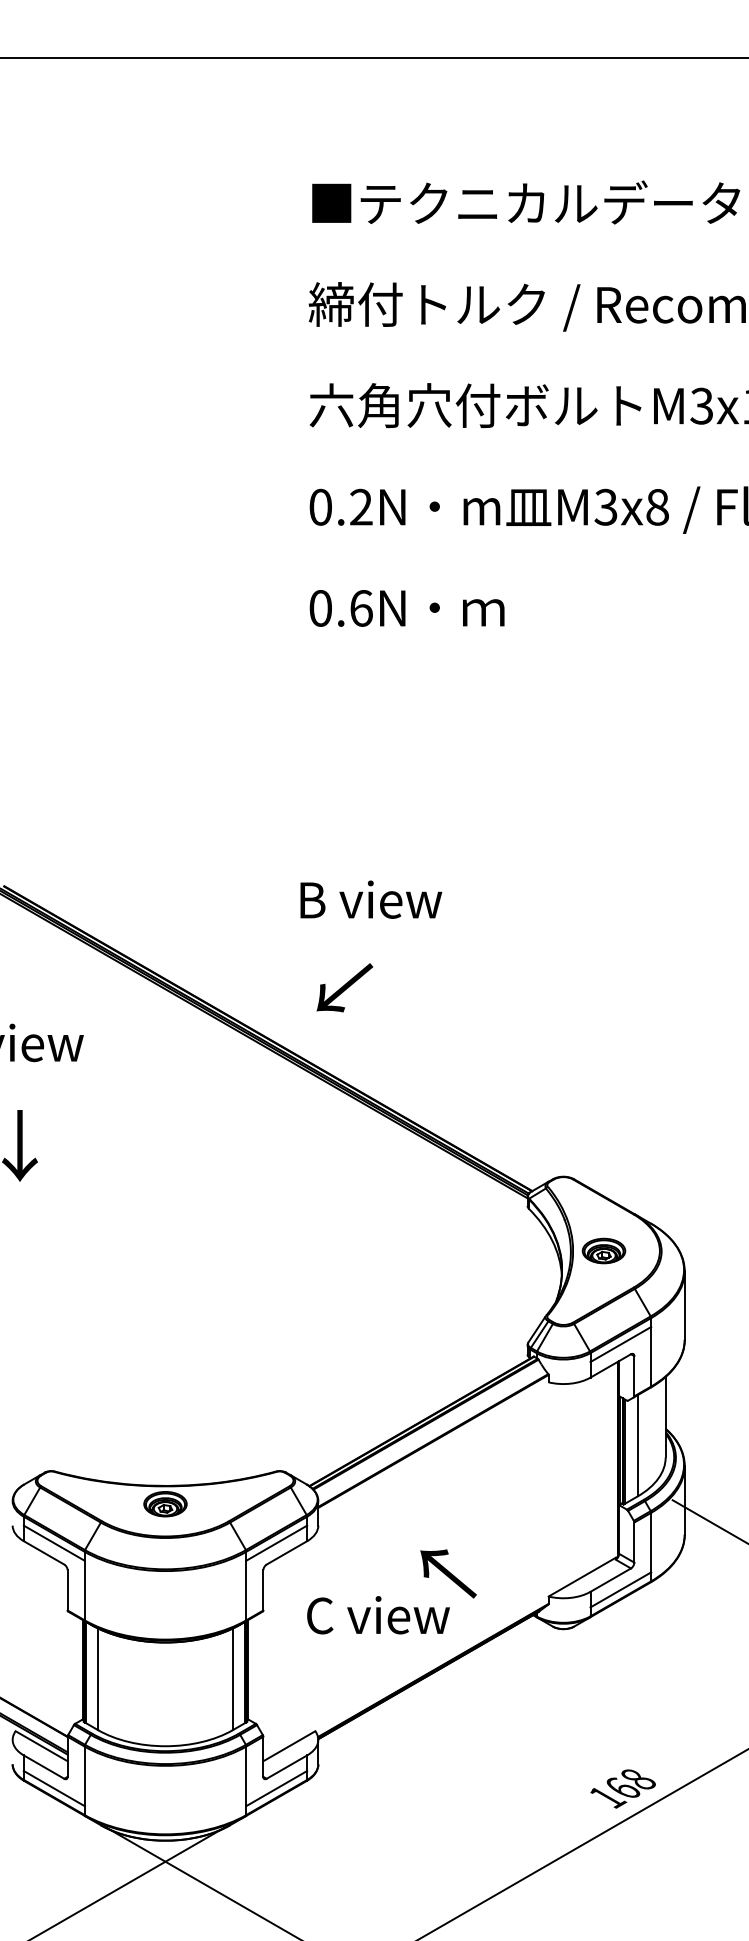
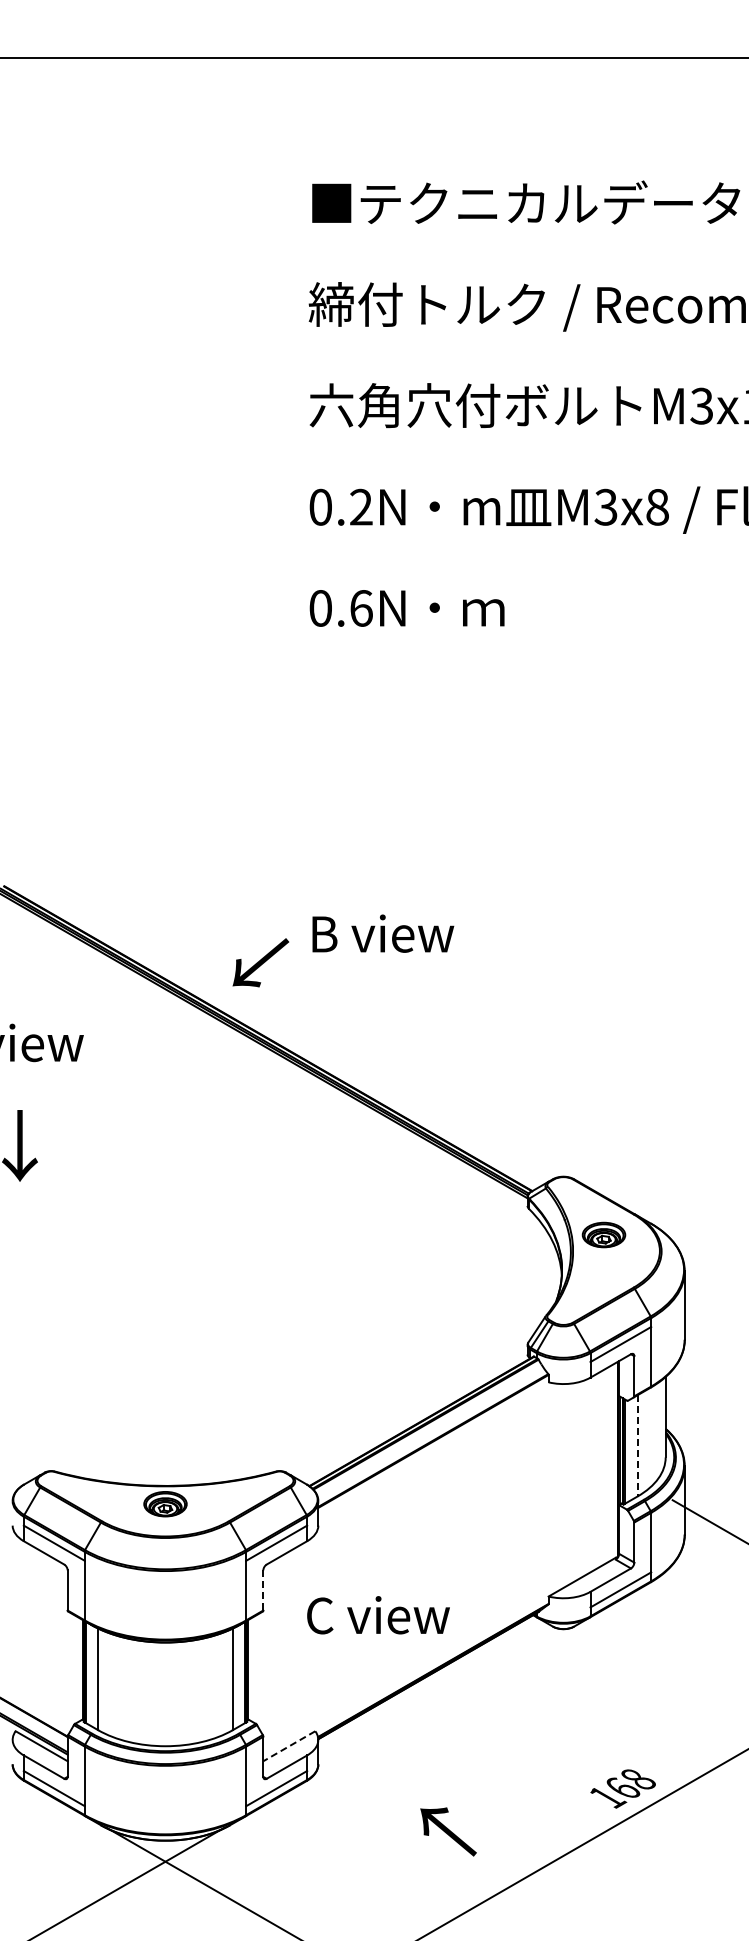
text position: (371, 899) -> (383, 933) (383, 933)
text position: (344, 987) -> (260, 962) (260, 962)
part position: (603, 1250) -> (603, 1234) (603, 1234)
line: solid -> dashed (637, 1445)
text position: (448, 1573) -> (448, 1831) (448, 1831)
line: solid -> dashed (263, 1590)
line: solid -> dashed (288, 1746)
